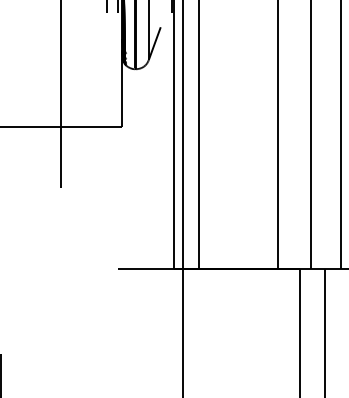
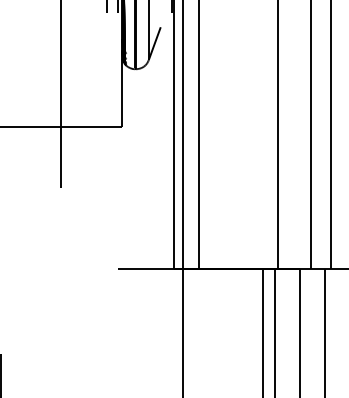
line position: (341, 135) -> (331, 135) (331, 135)
line: none -> present (262, 331)
line: none -> present (274, 331)
